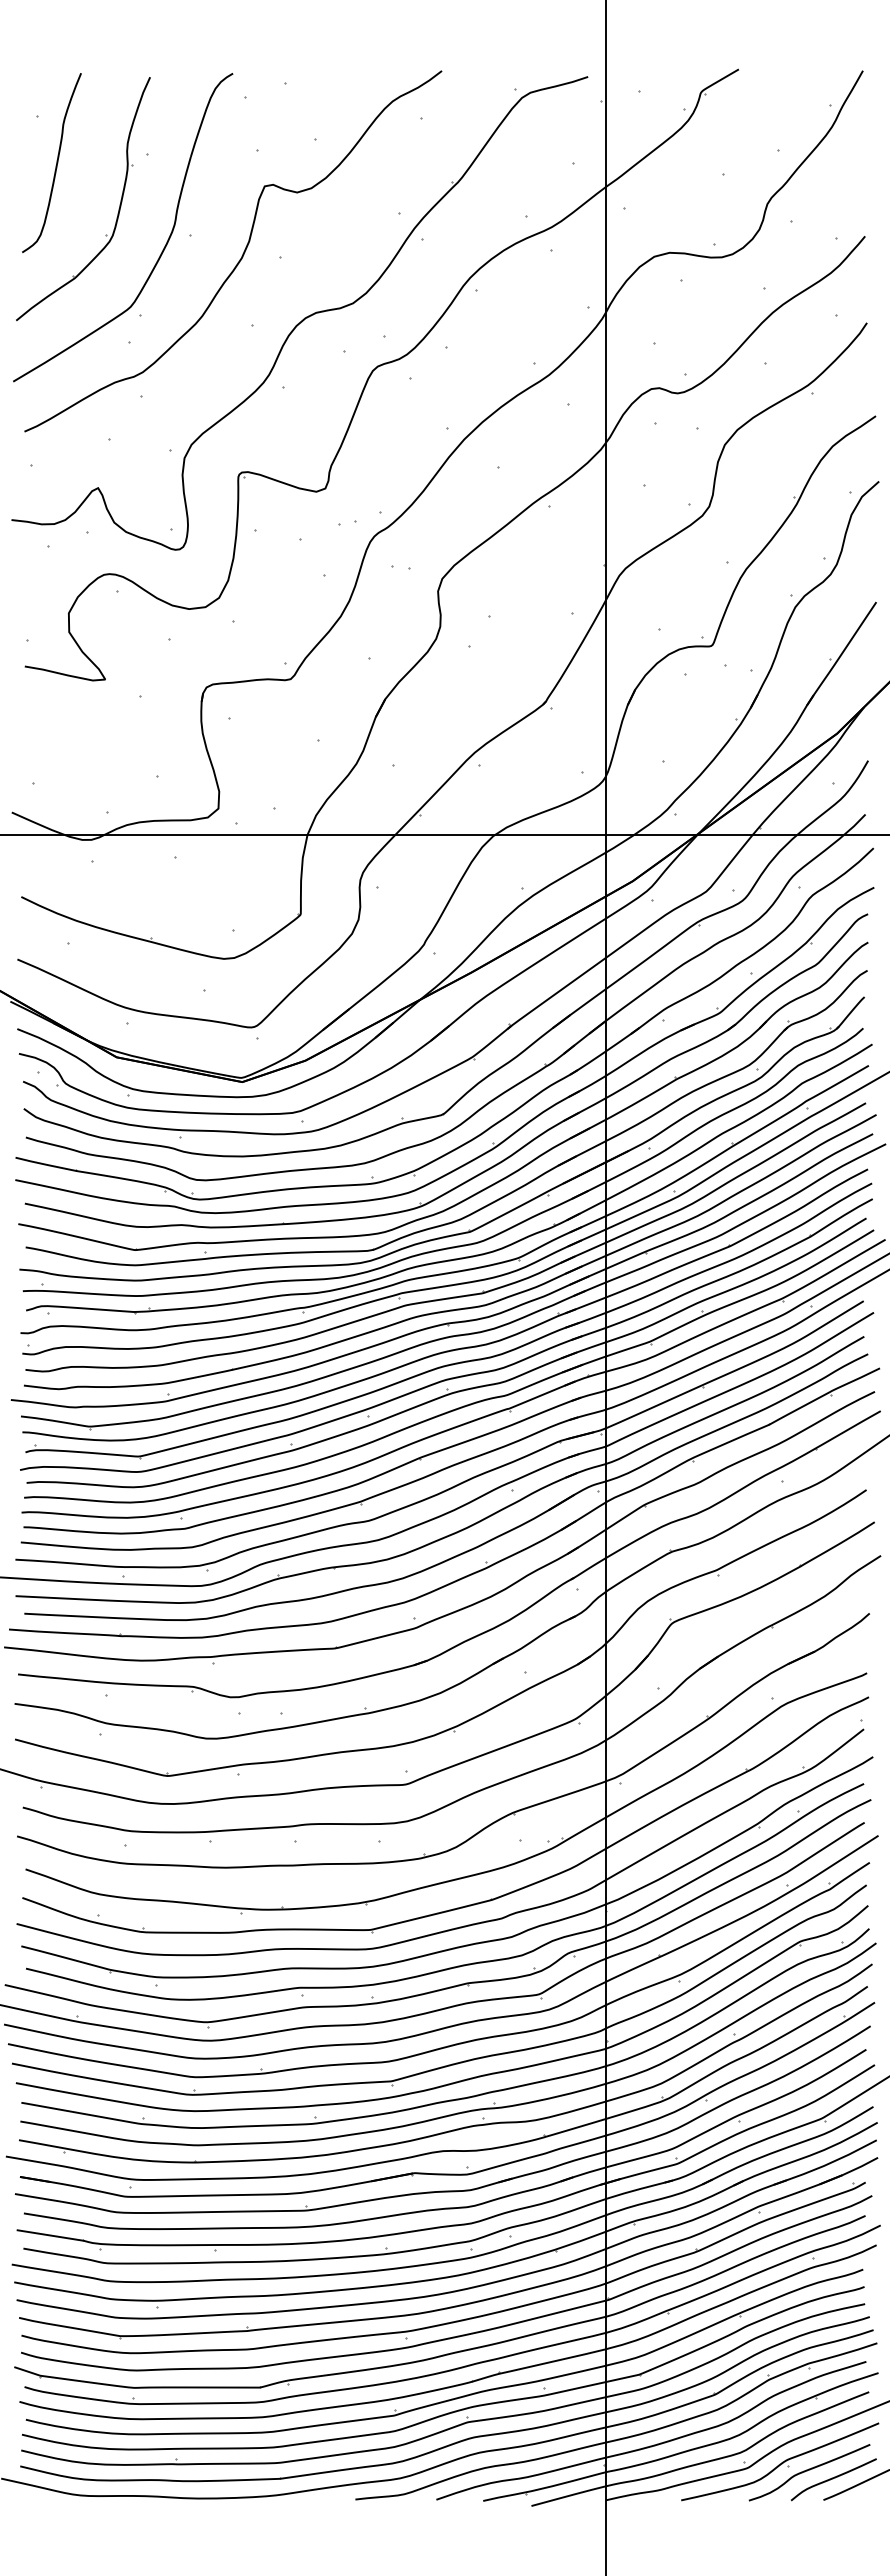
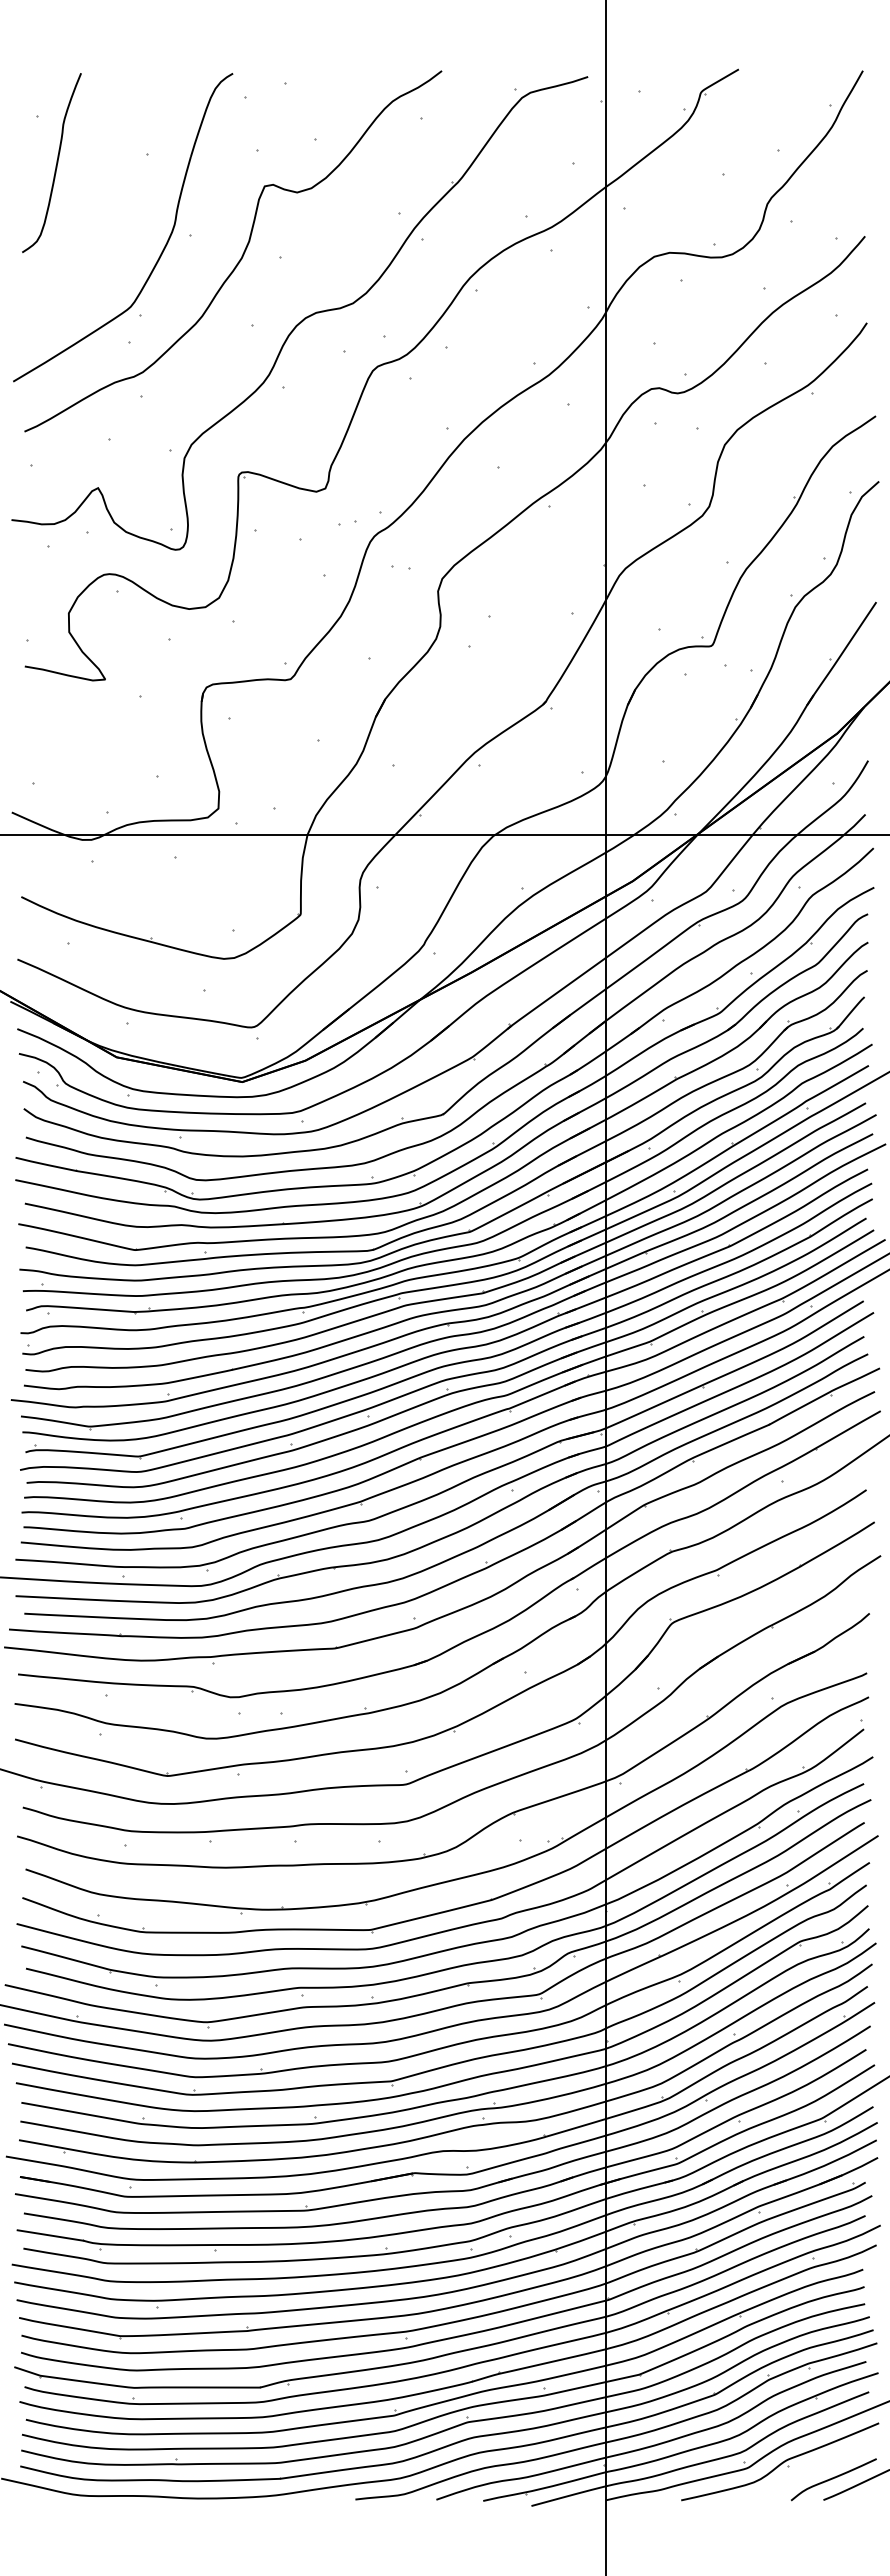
part: present -> none (118, 208)
curve: present -> none (809, 2470)
